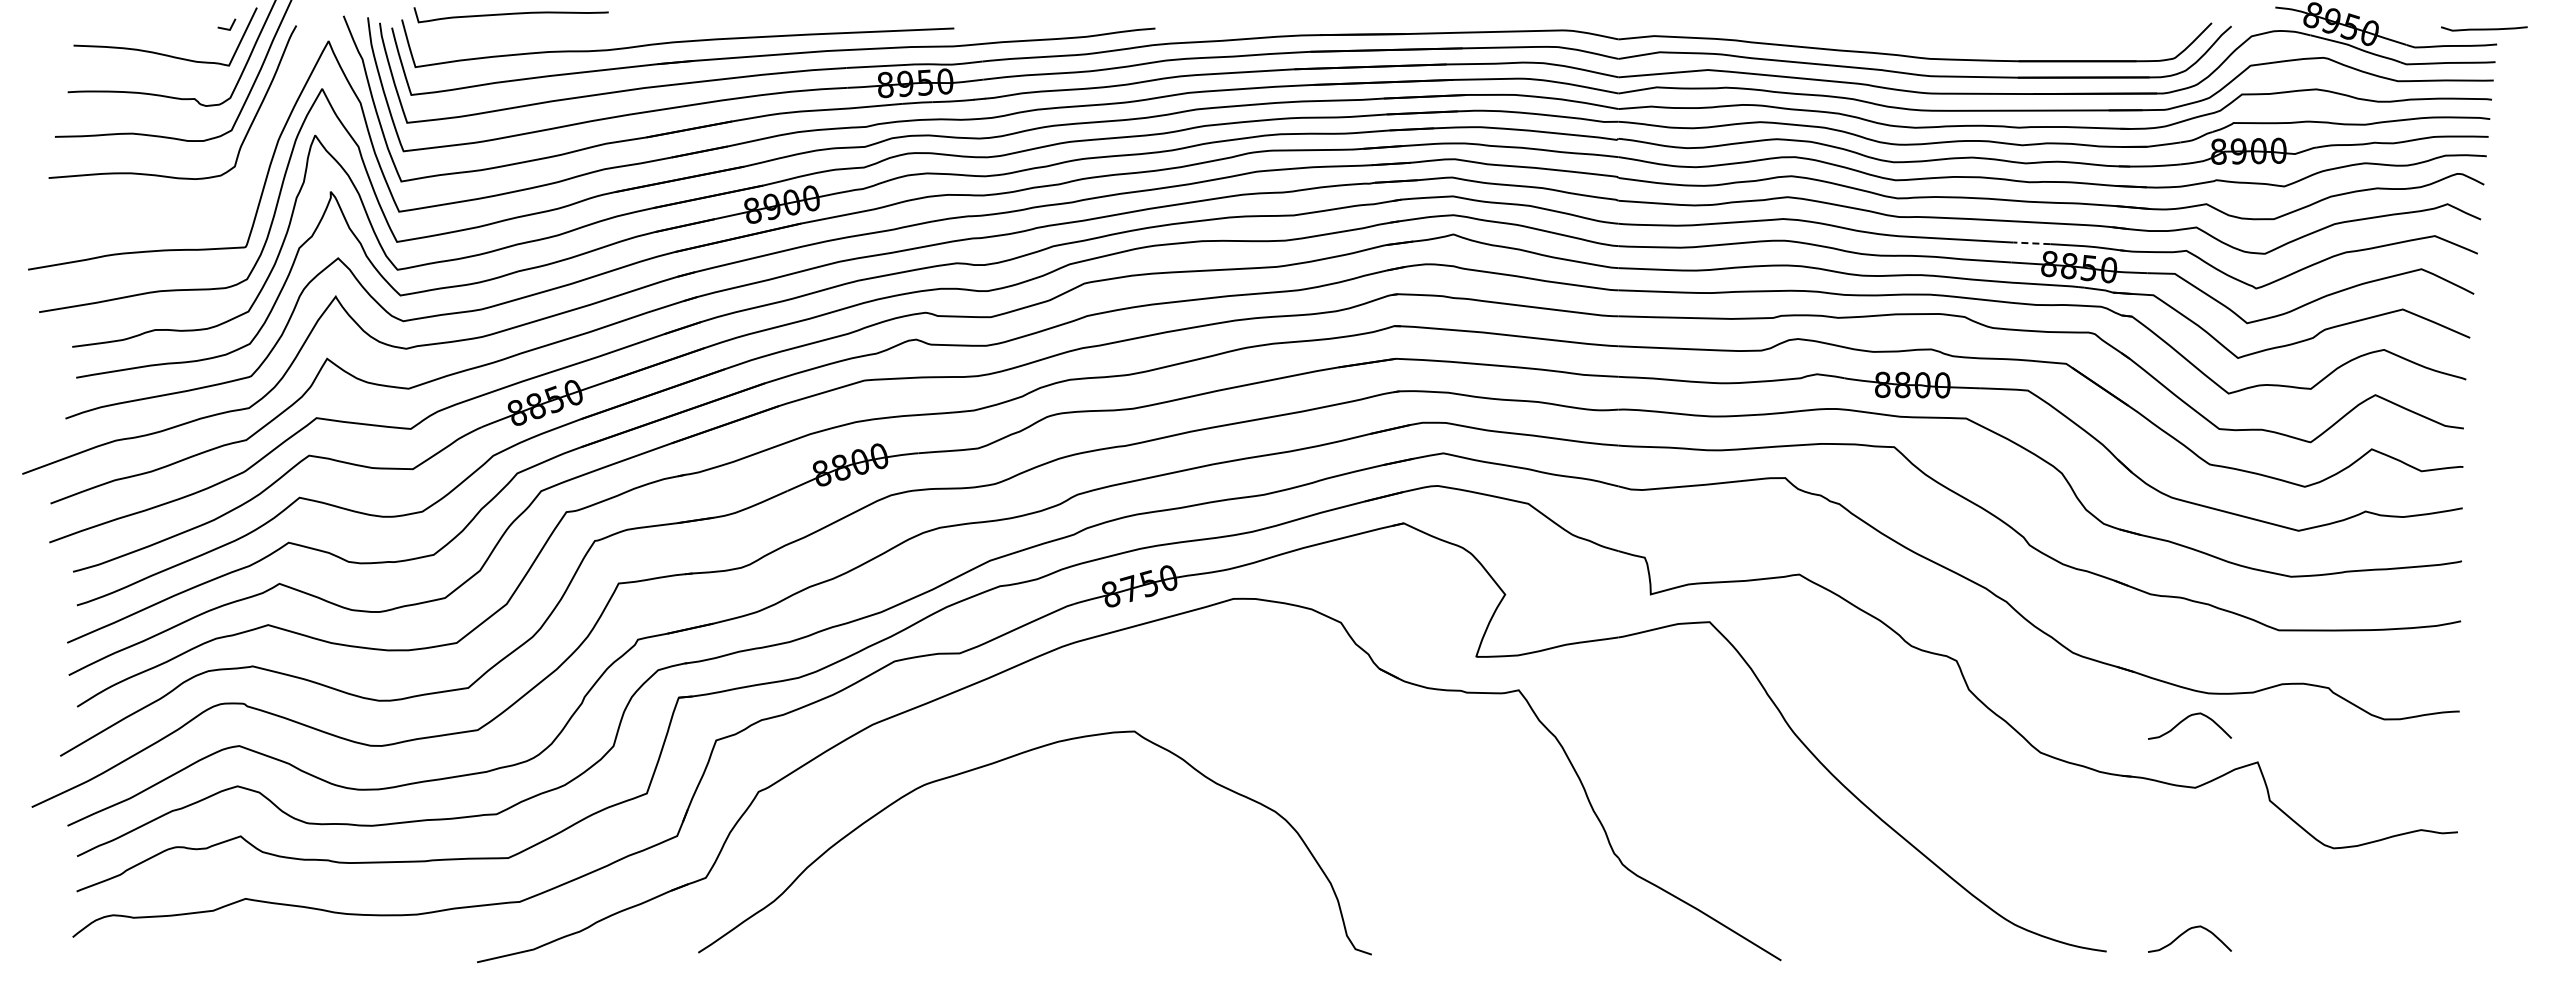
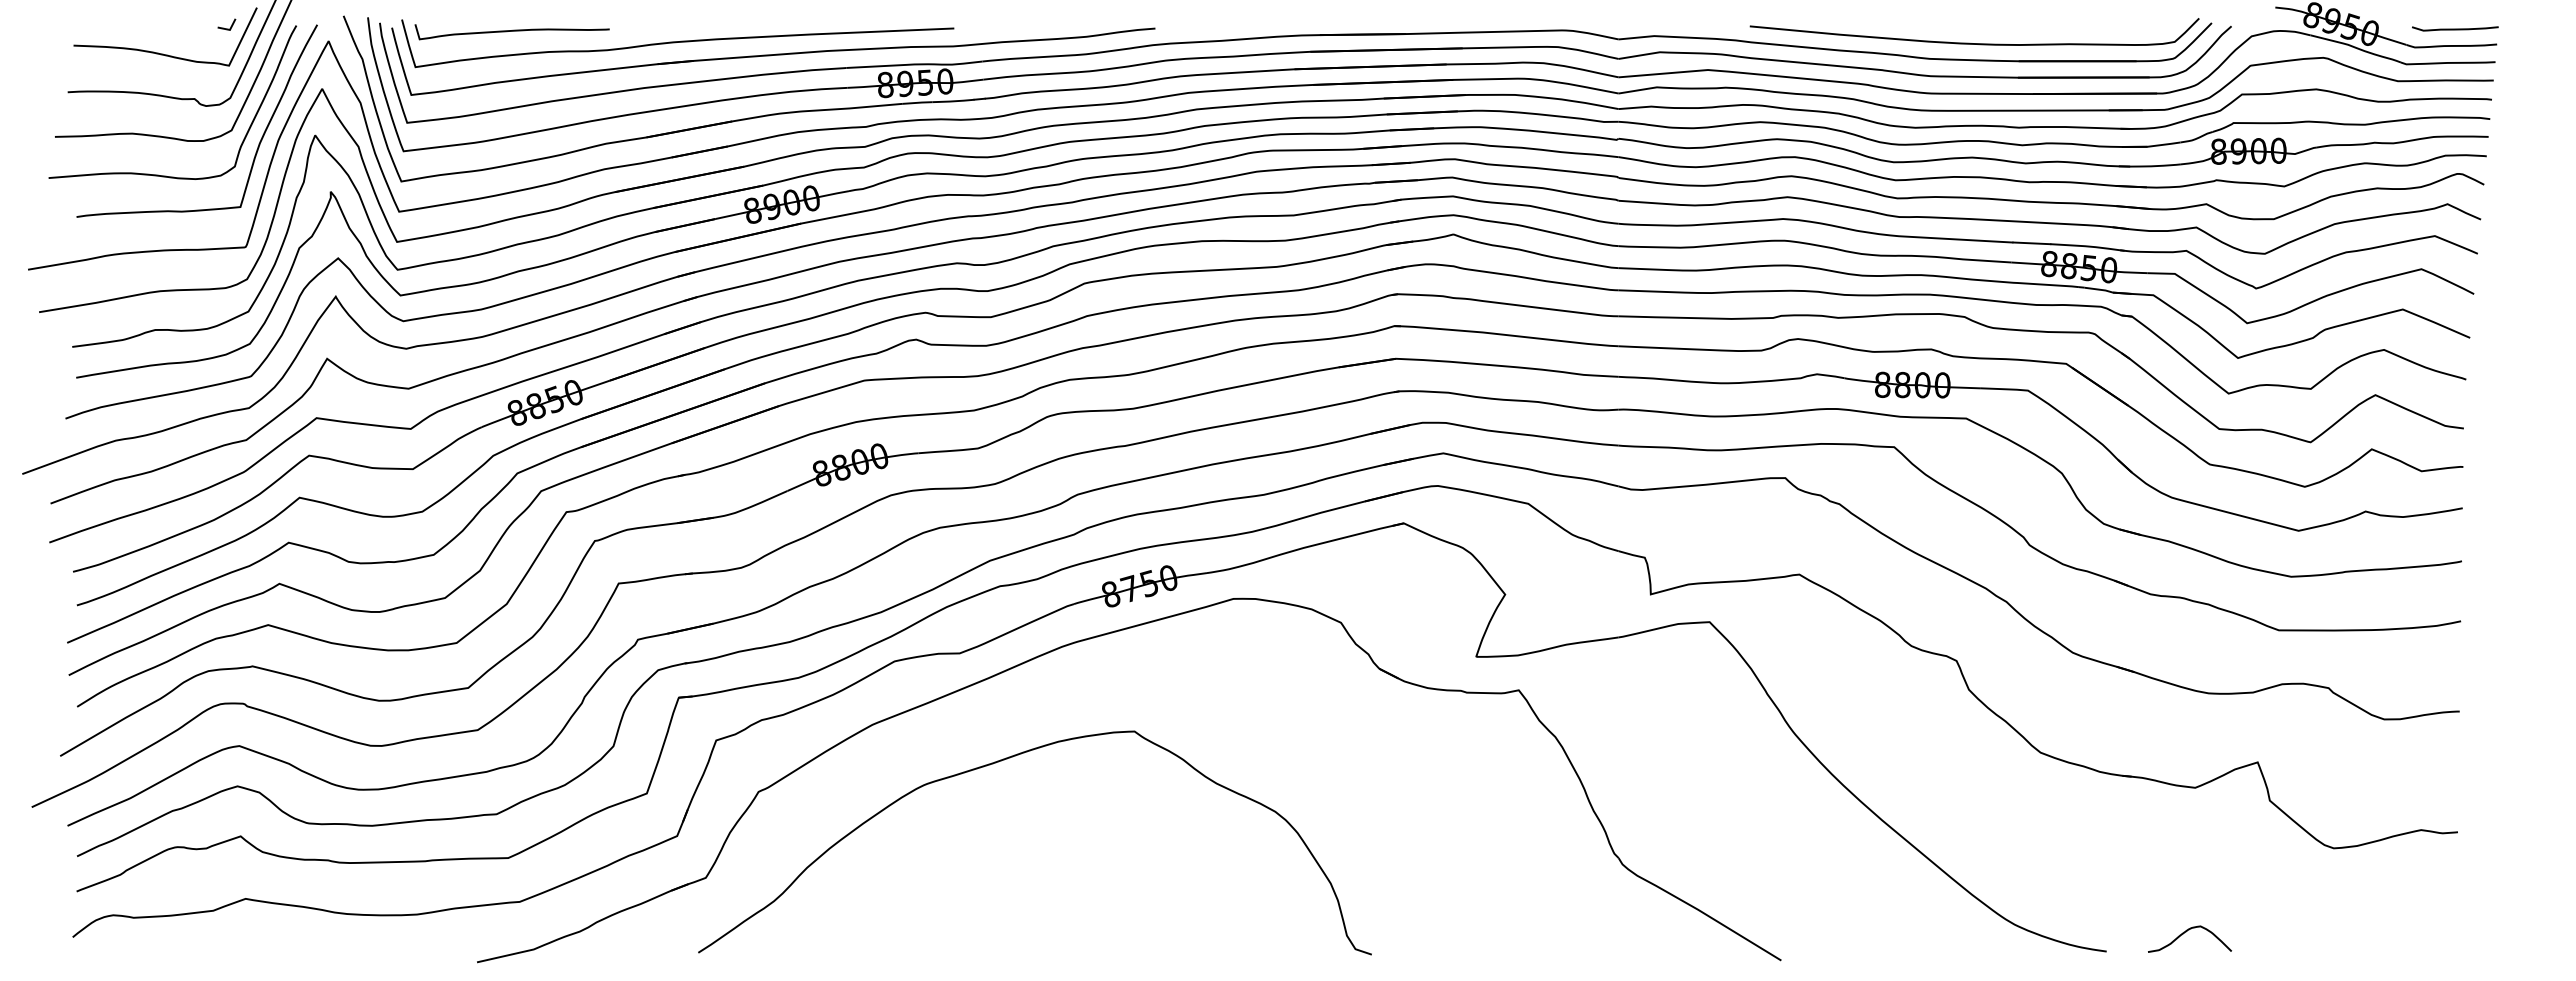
curve position: (510, 14) -> (511, 31) (511, 31)
curve position: (2484, 28) -> (2455, 28) (2455, 28)
curve: none -> present (1974, 43)
curve: none -> present (258, 143)
line: dashed -> solid (2031, 243)
curve: present -> none (2186, 719)
